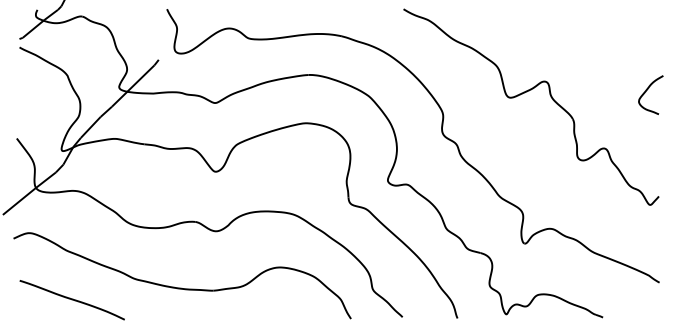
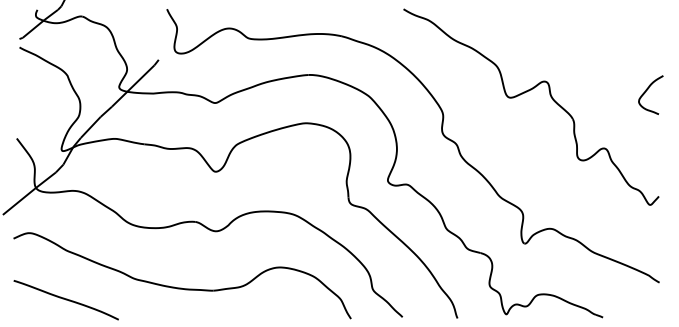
curve position: (71, 300) -> (65, 300) (65, 300)
